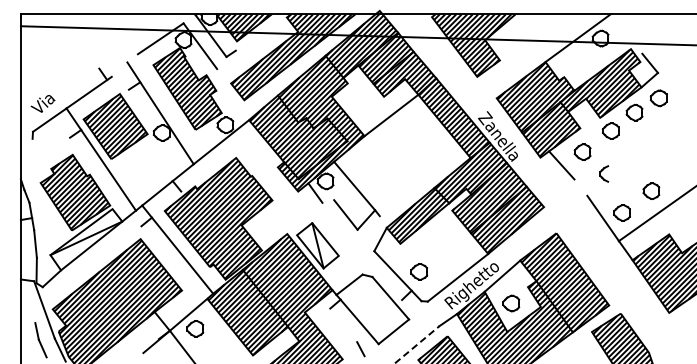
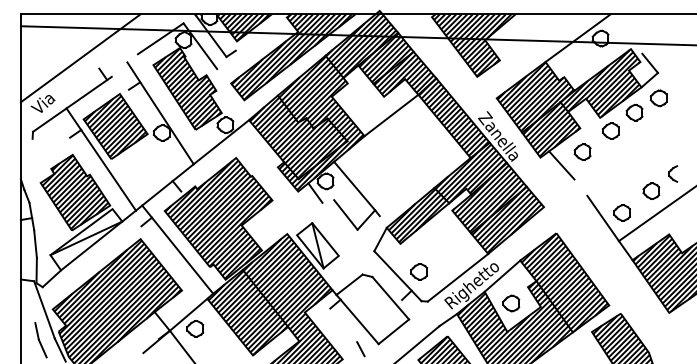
line: none -> present (80, 58)
part position: (604, 173) -> (673, 173) (673, 173)
line: dashed -> solid (417, 344)
